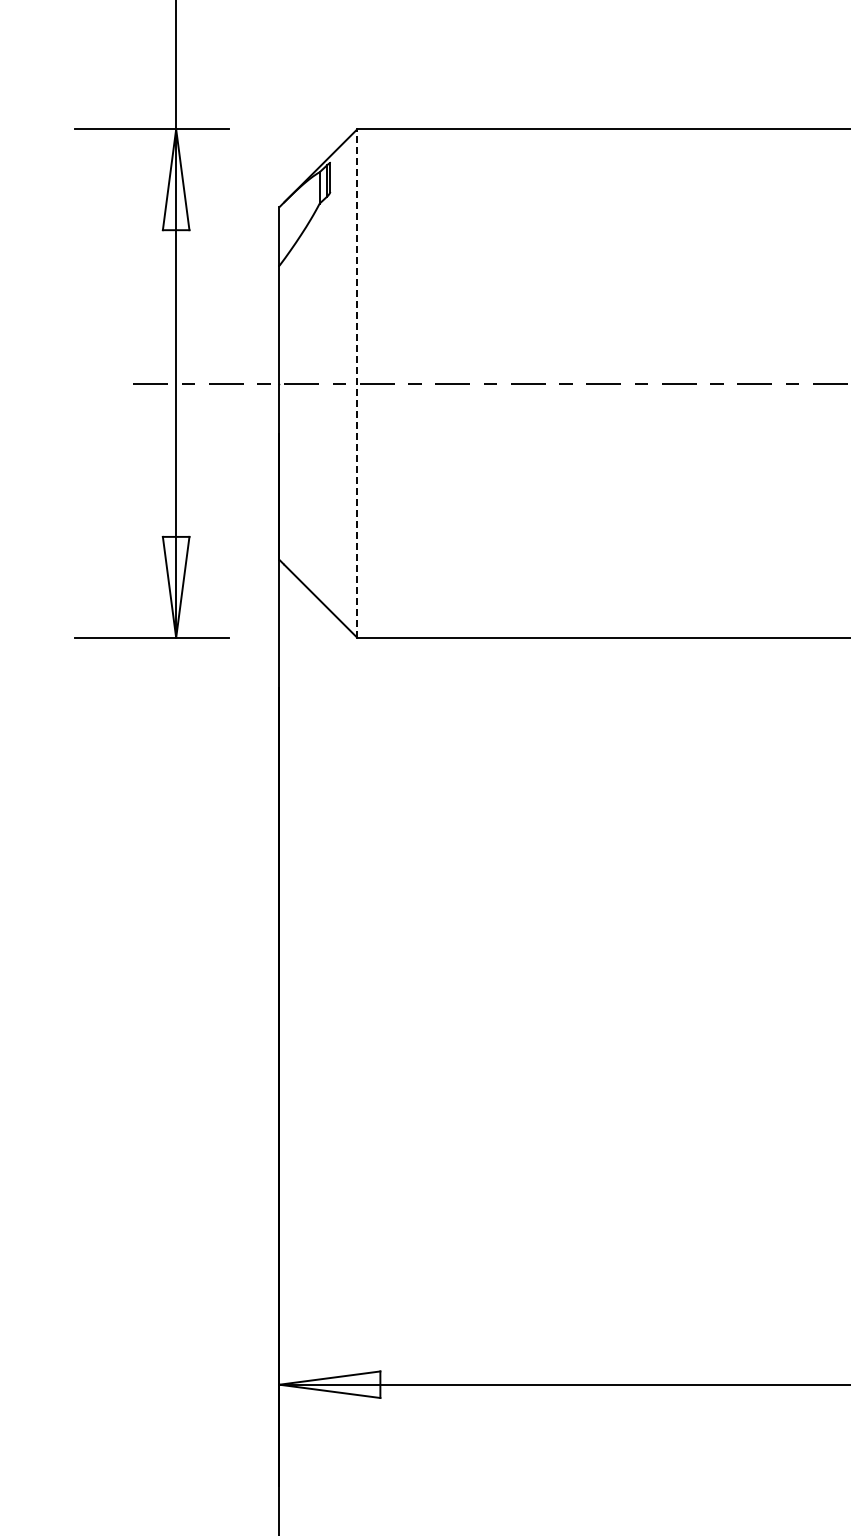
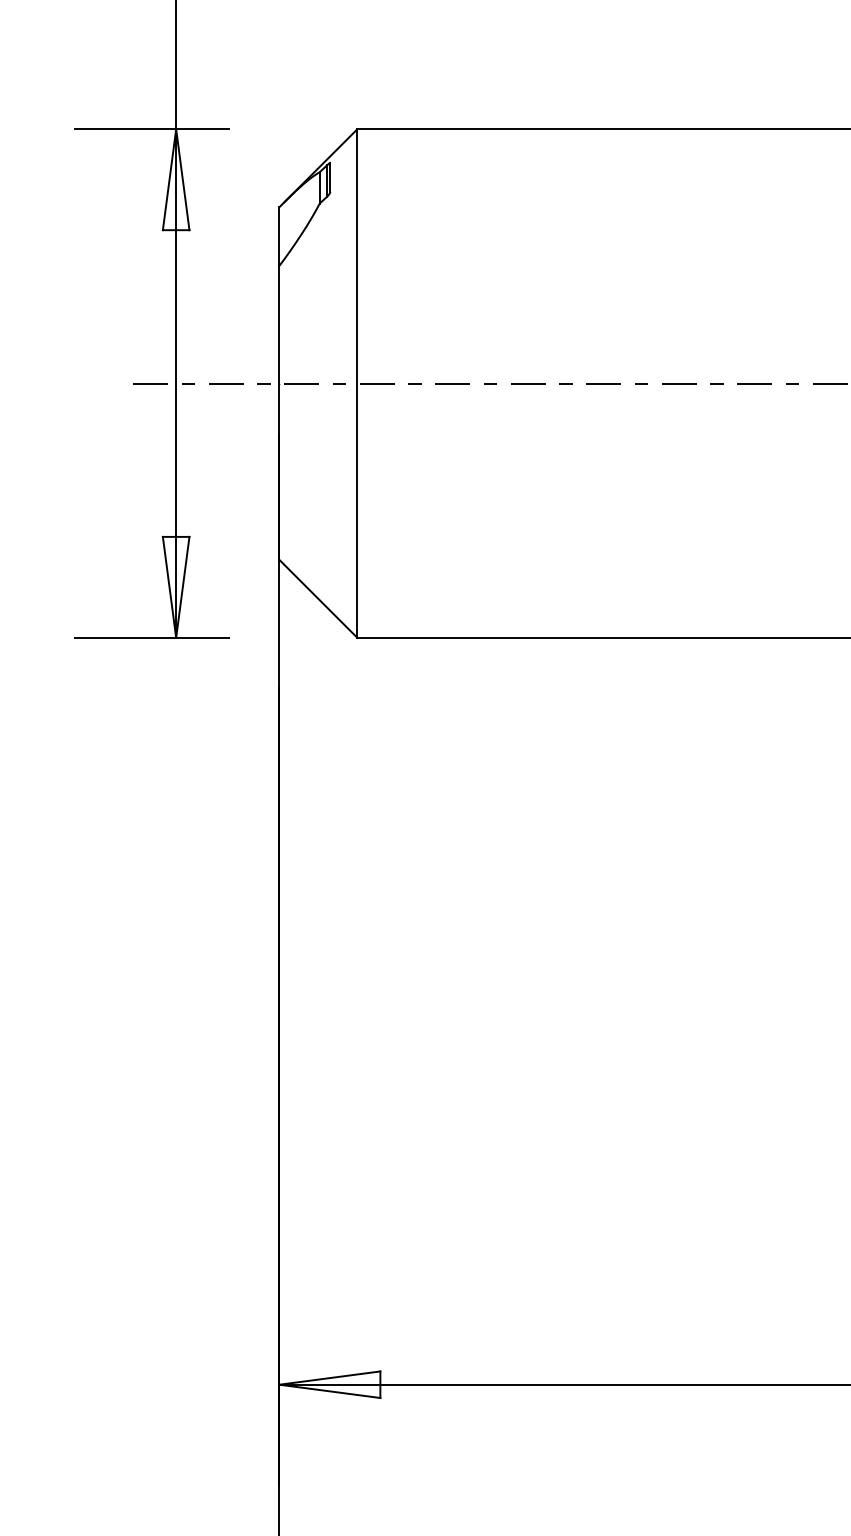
line: dashed -> solid (357, 383)
